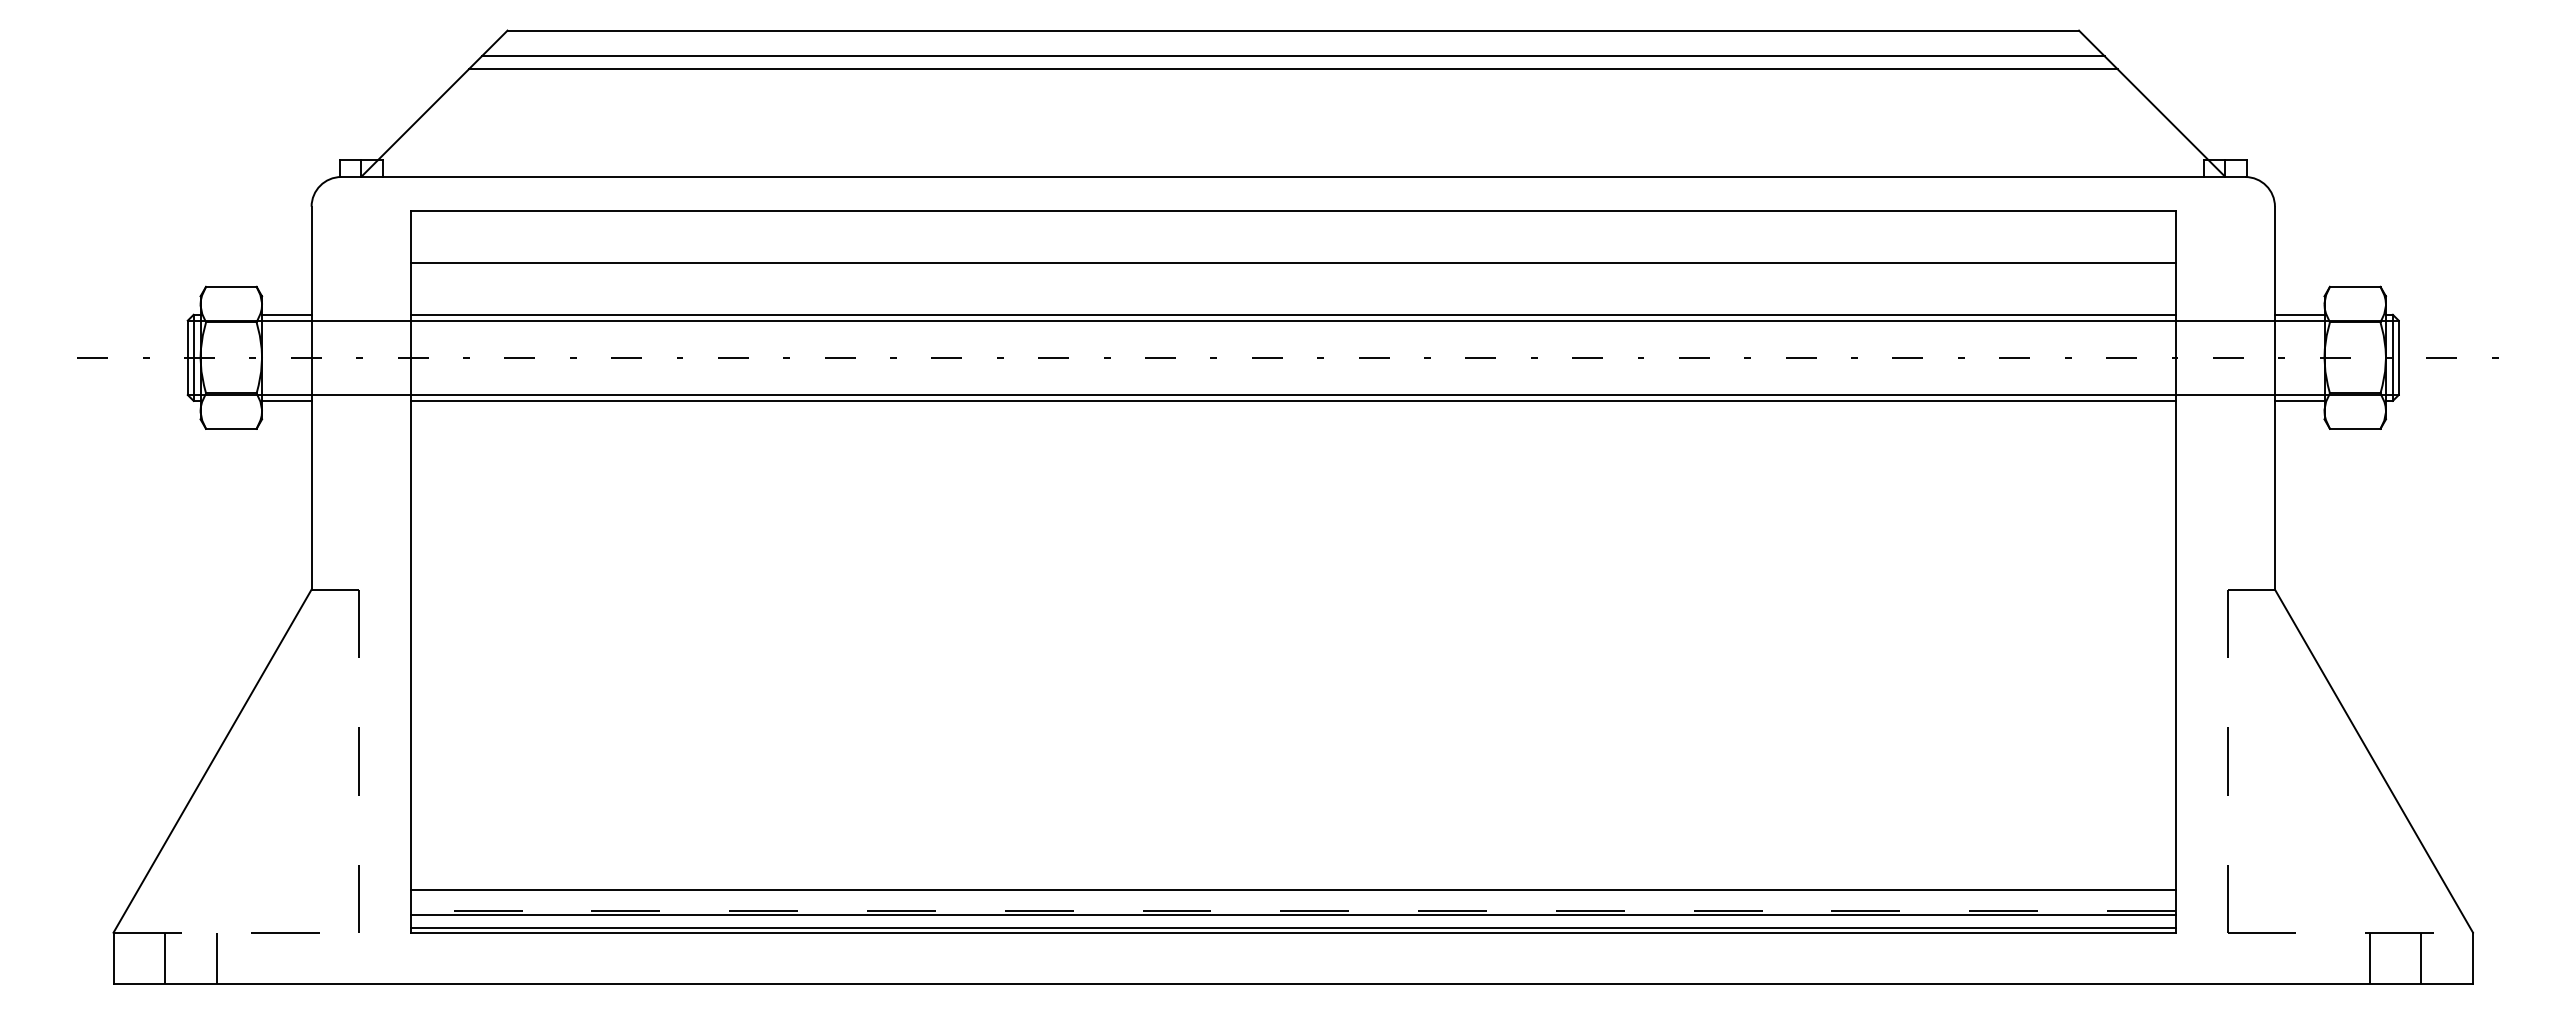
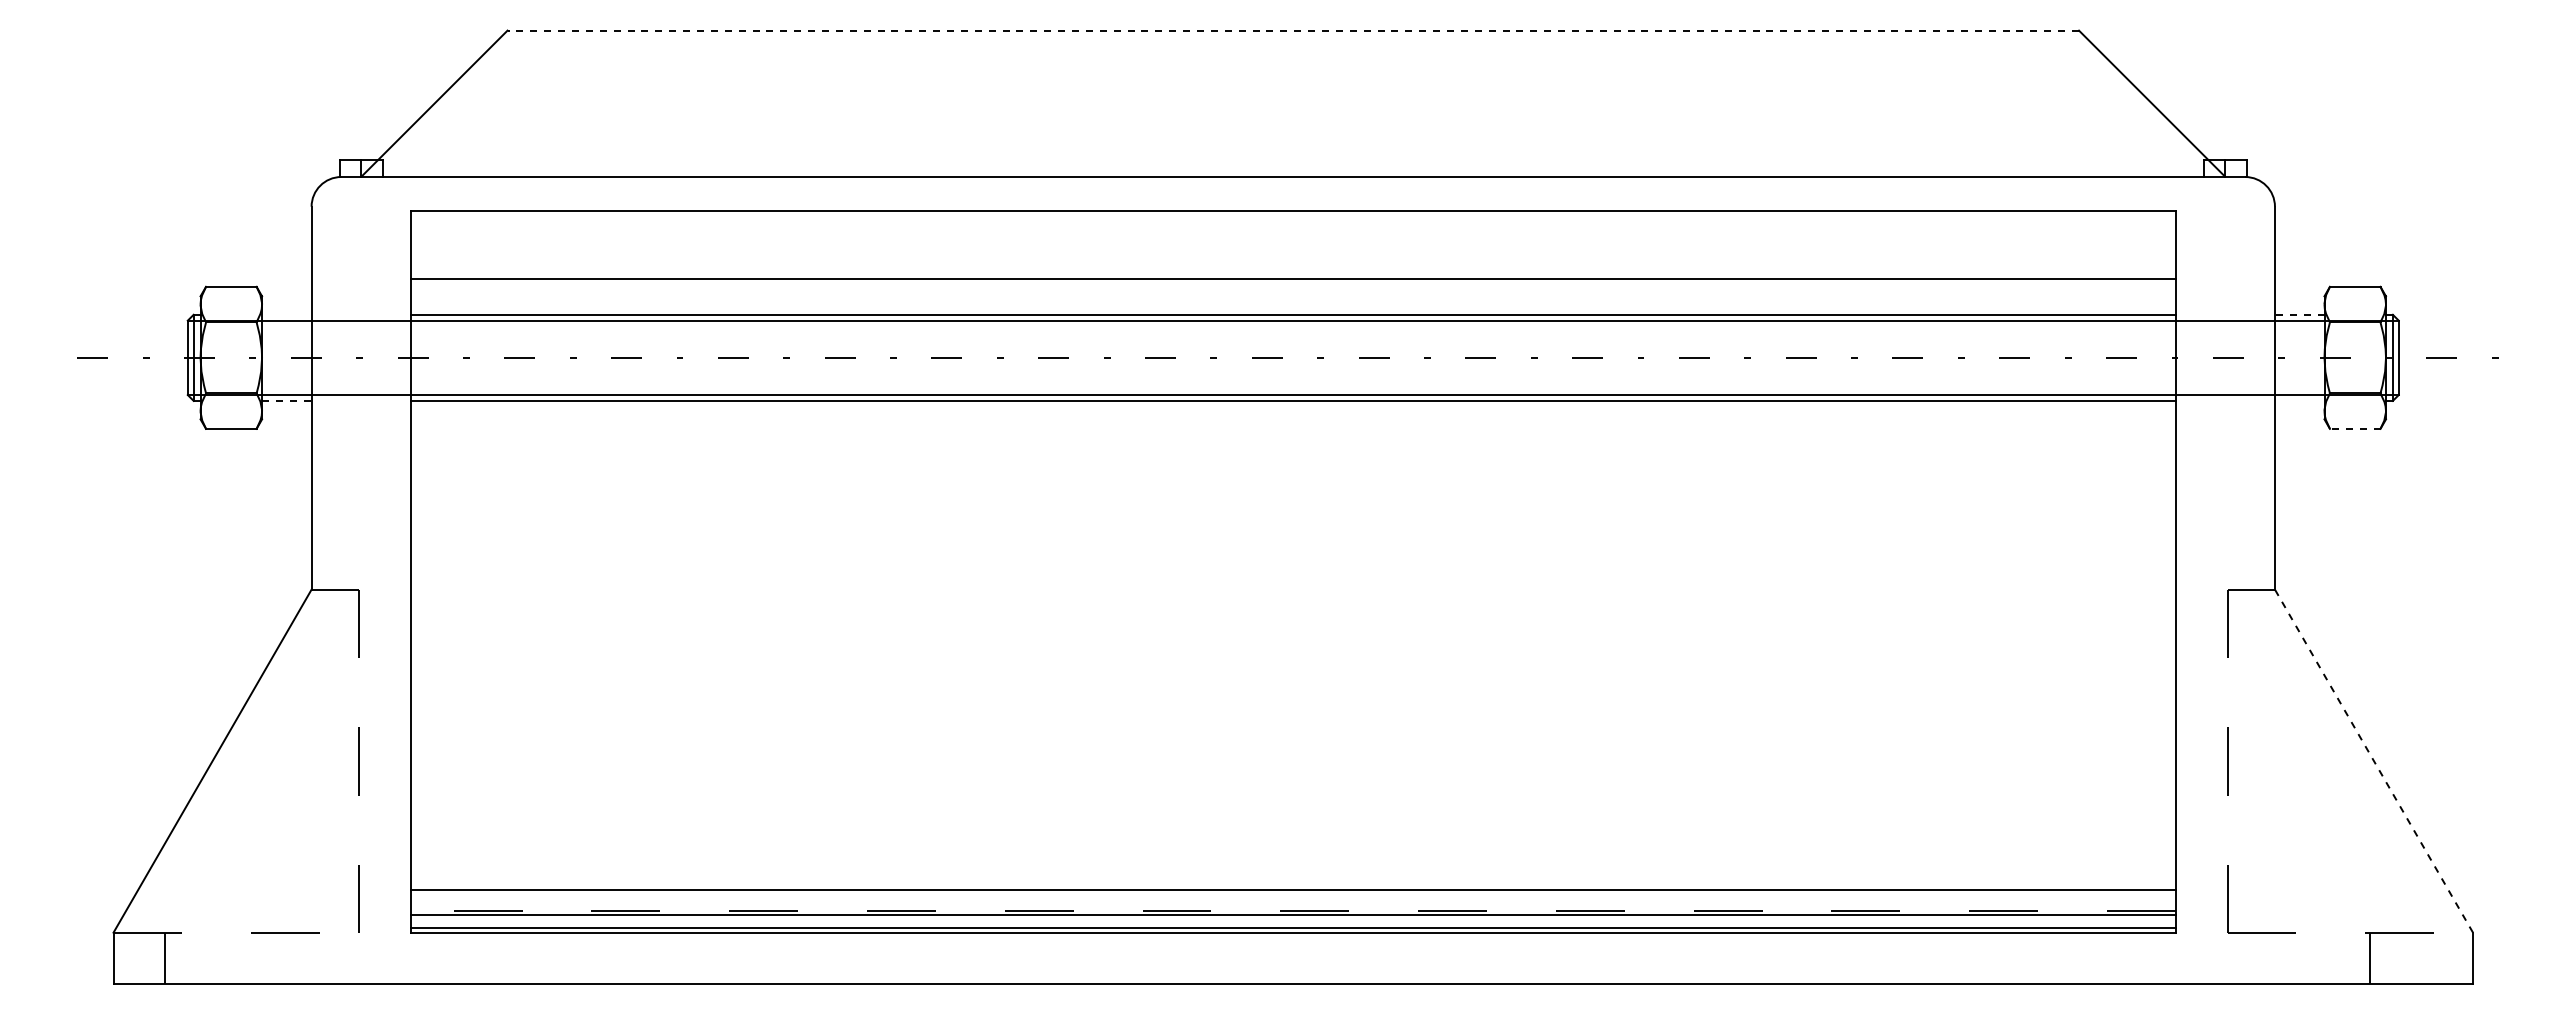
line: solid -> dashed (1293, 30)
line: present -> none (1292, 56)
line: present -> none (1292, 69)
line position: (1292, 263) -> (1292, 279) (1292, 279)
line: present -> none (286, 314)
line: solid -> dashed (2299, 314)
line: solid -> dashed (286, 400)
line: present -> none (2299, 400)
line: solid -> dashed (2354, 428)
line: solid -> dashed (2373, 760)
line: present -> none (216, 958)
line: present -> none (2421, 958)
